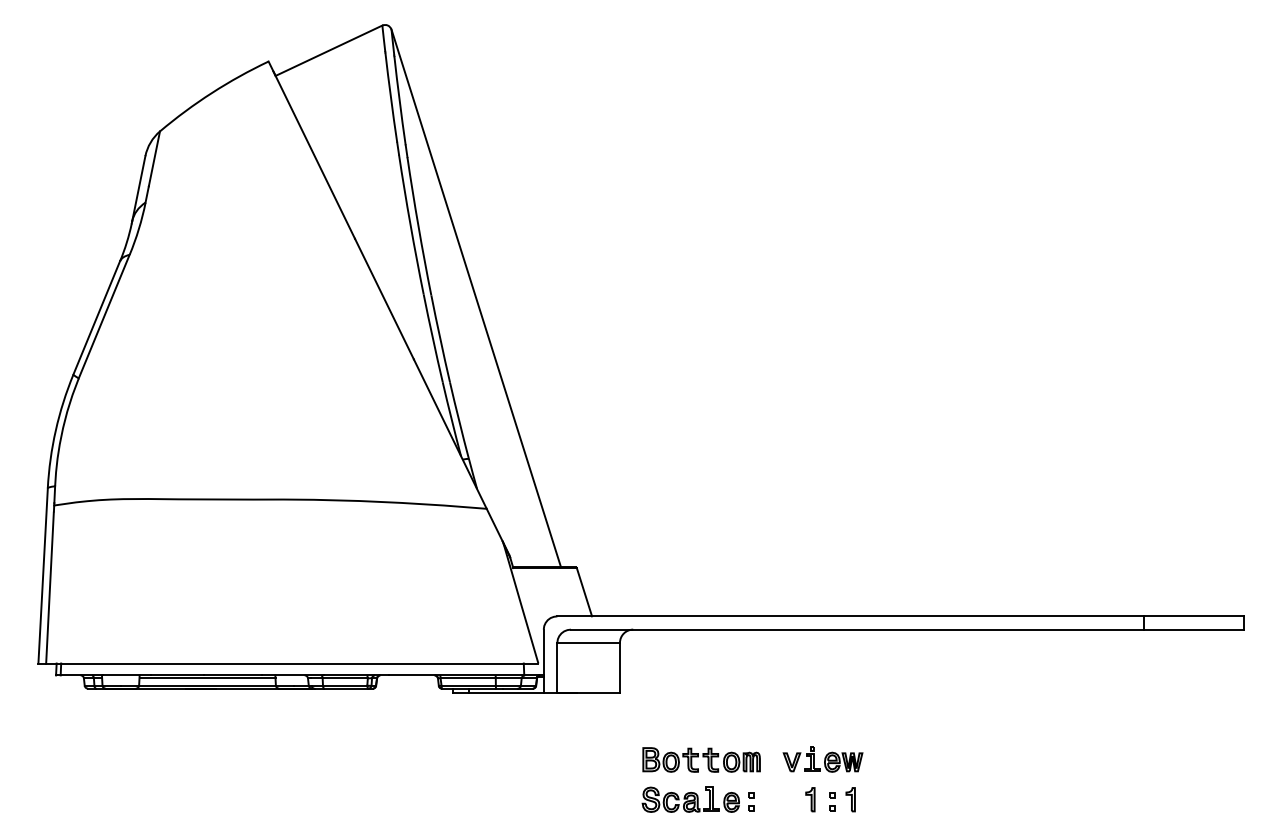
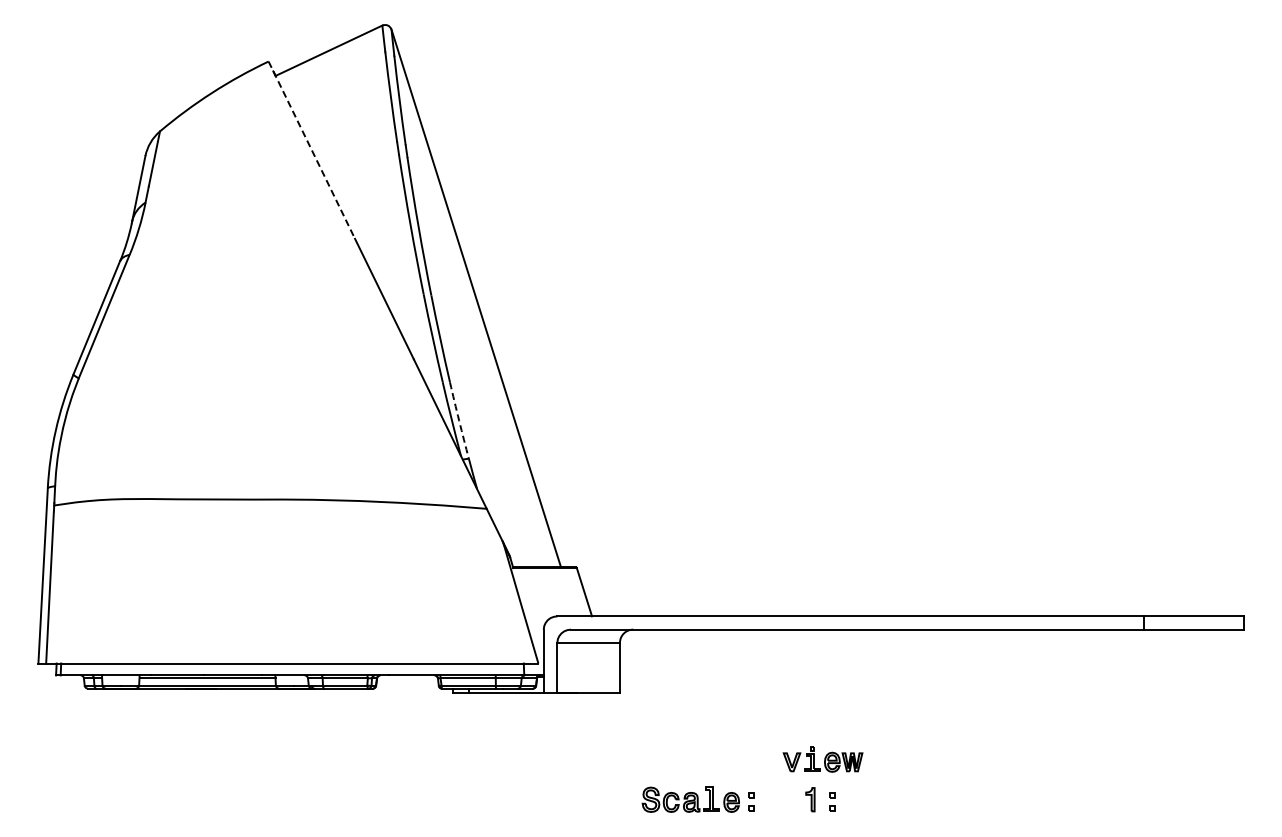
line: solid -> dashed (311, 150)
arc: solid -> dashed (459, 420)
part: present -> none (701, 759)
part: present -> none (850, 799)
